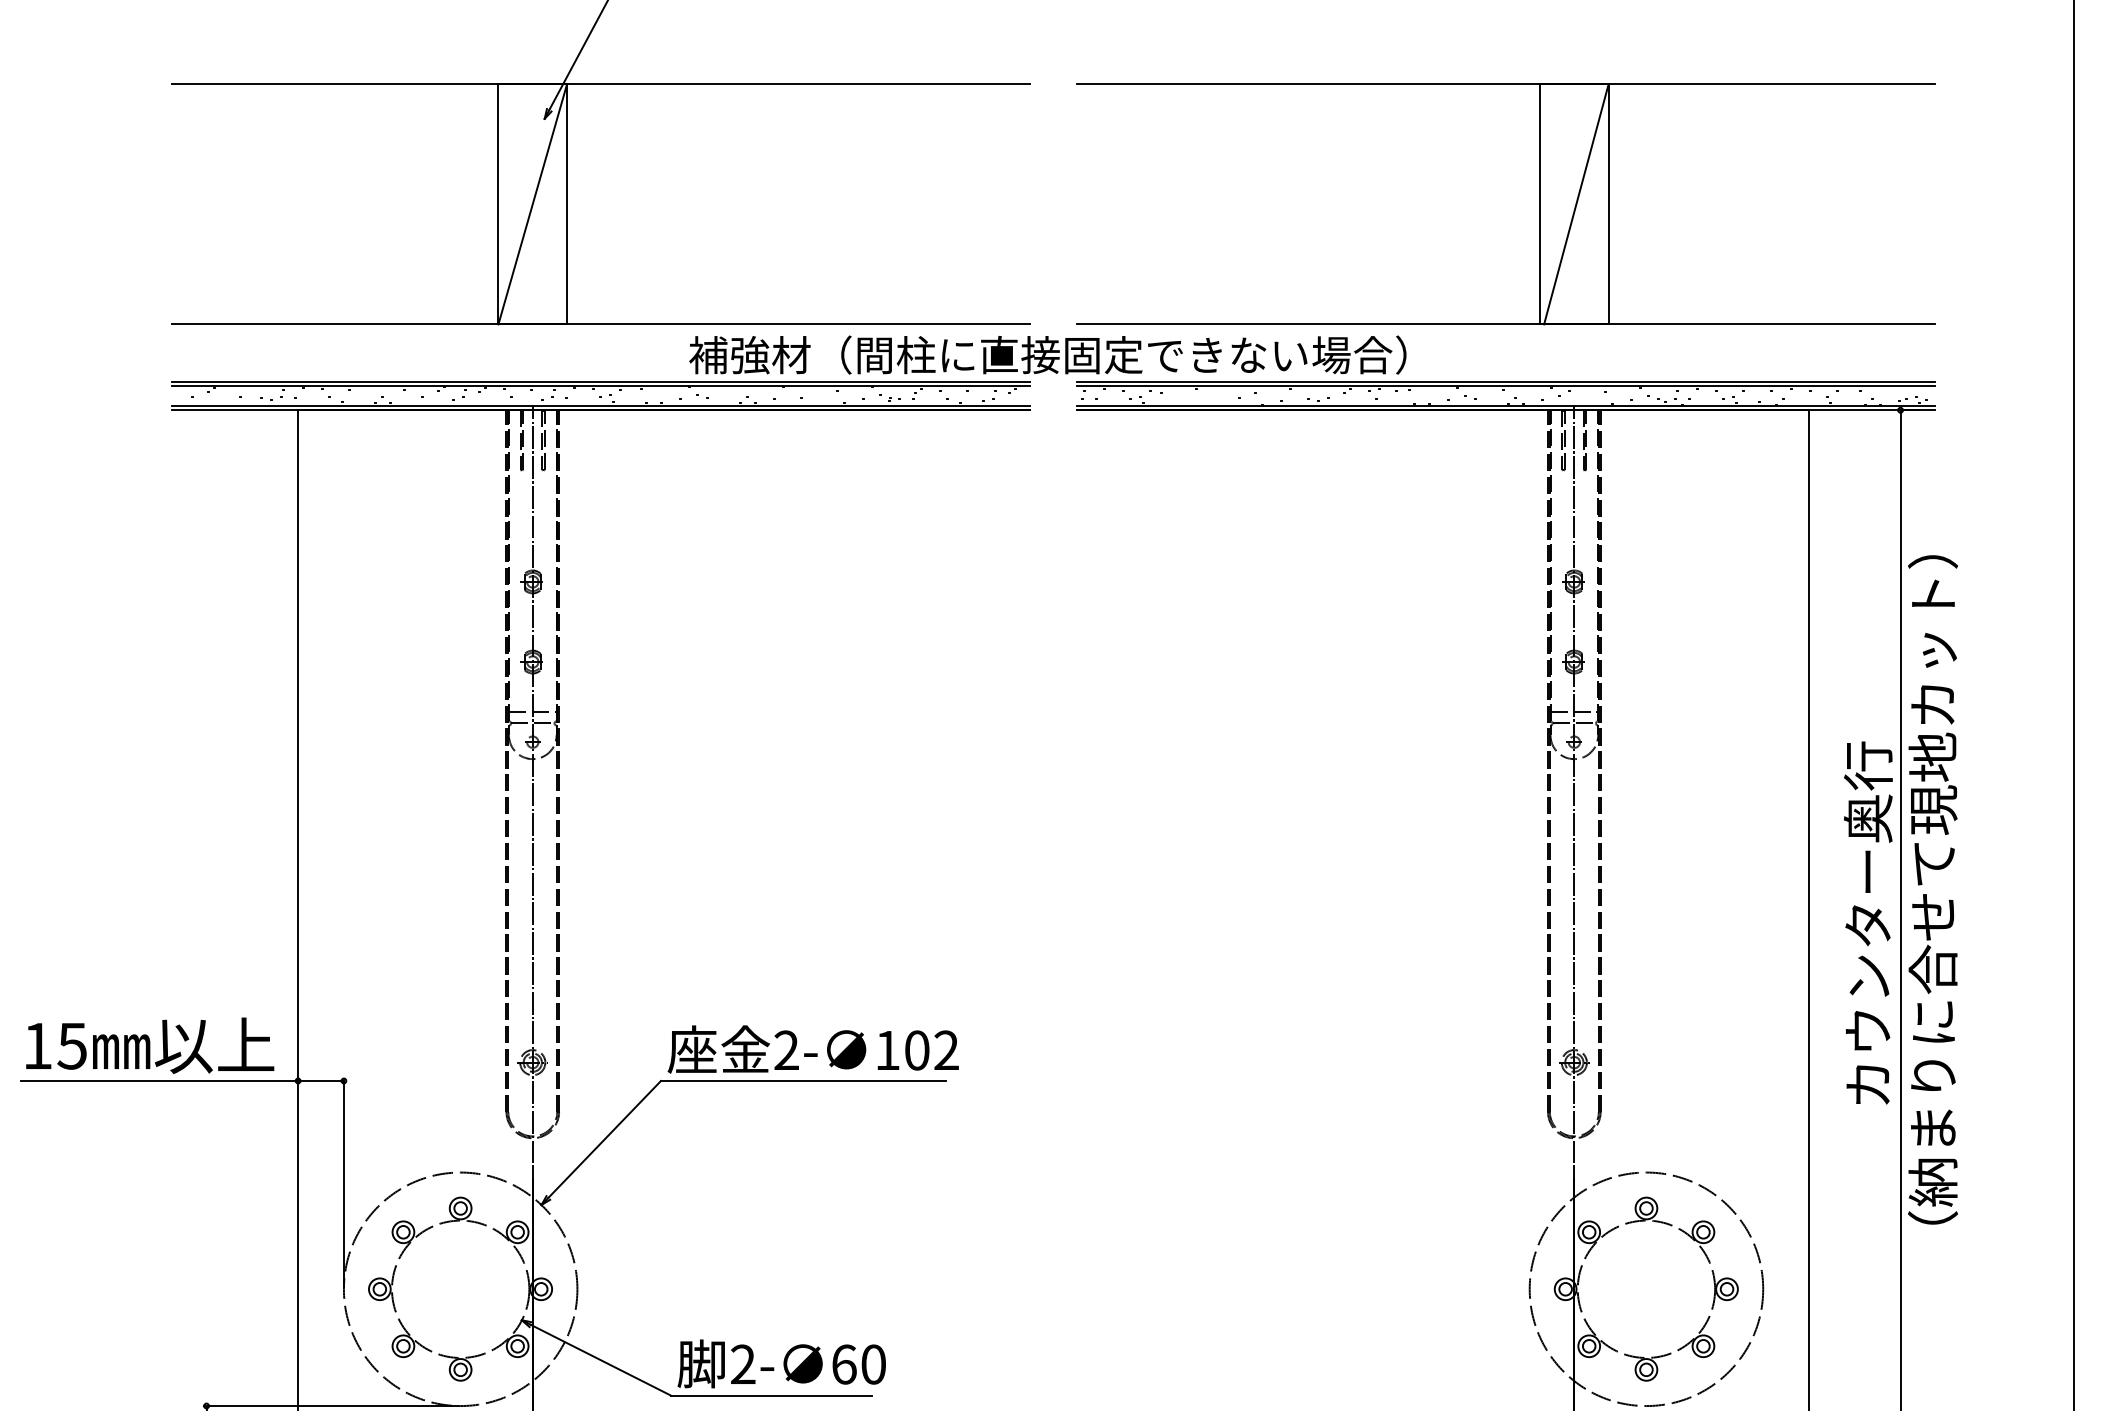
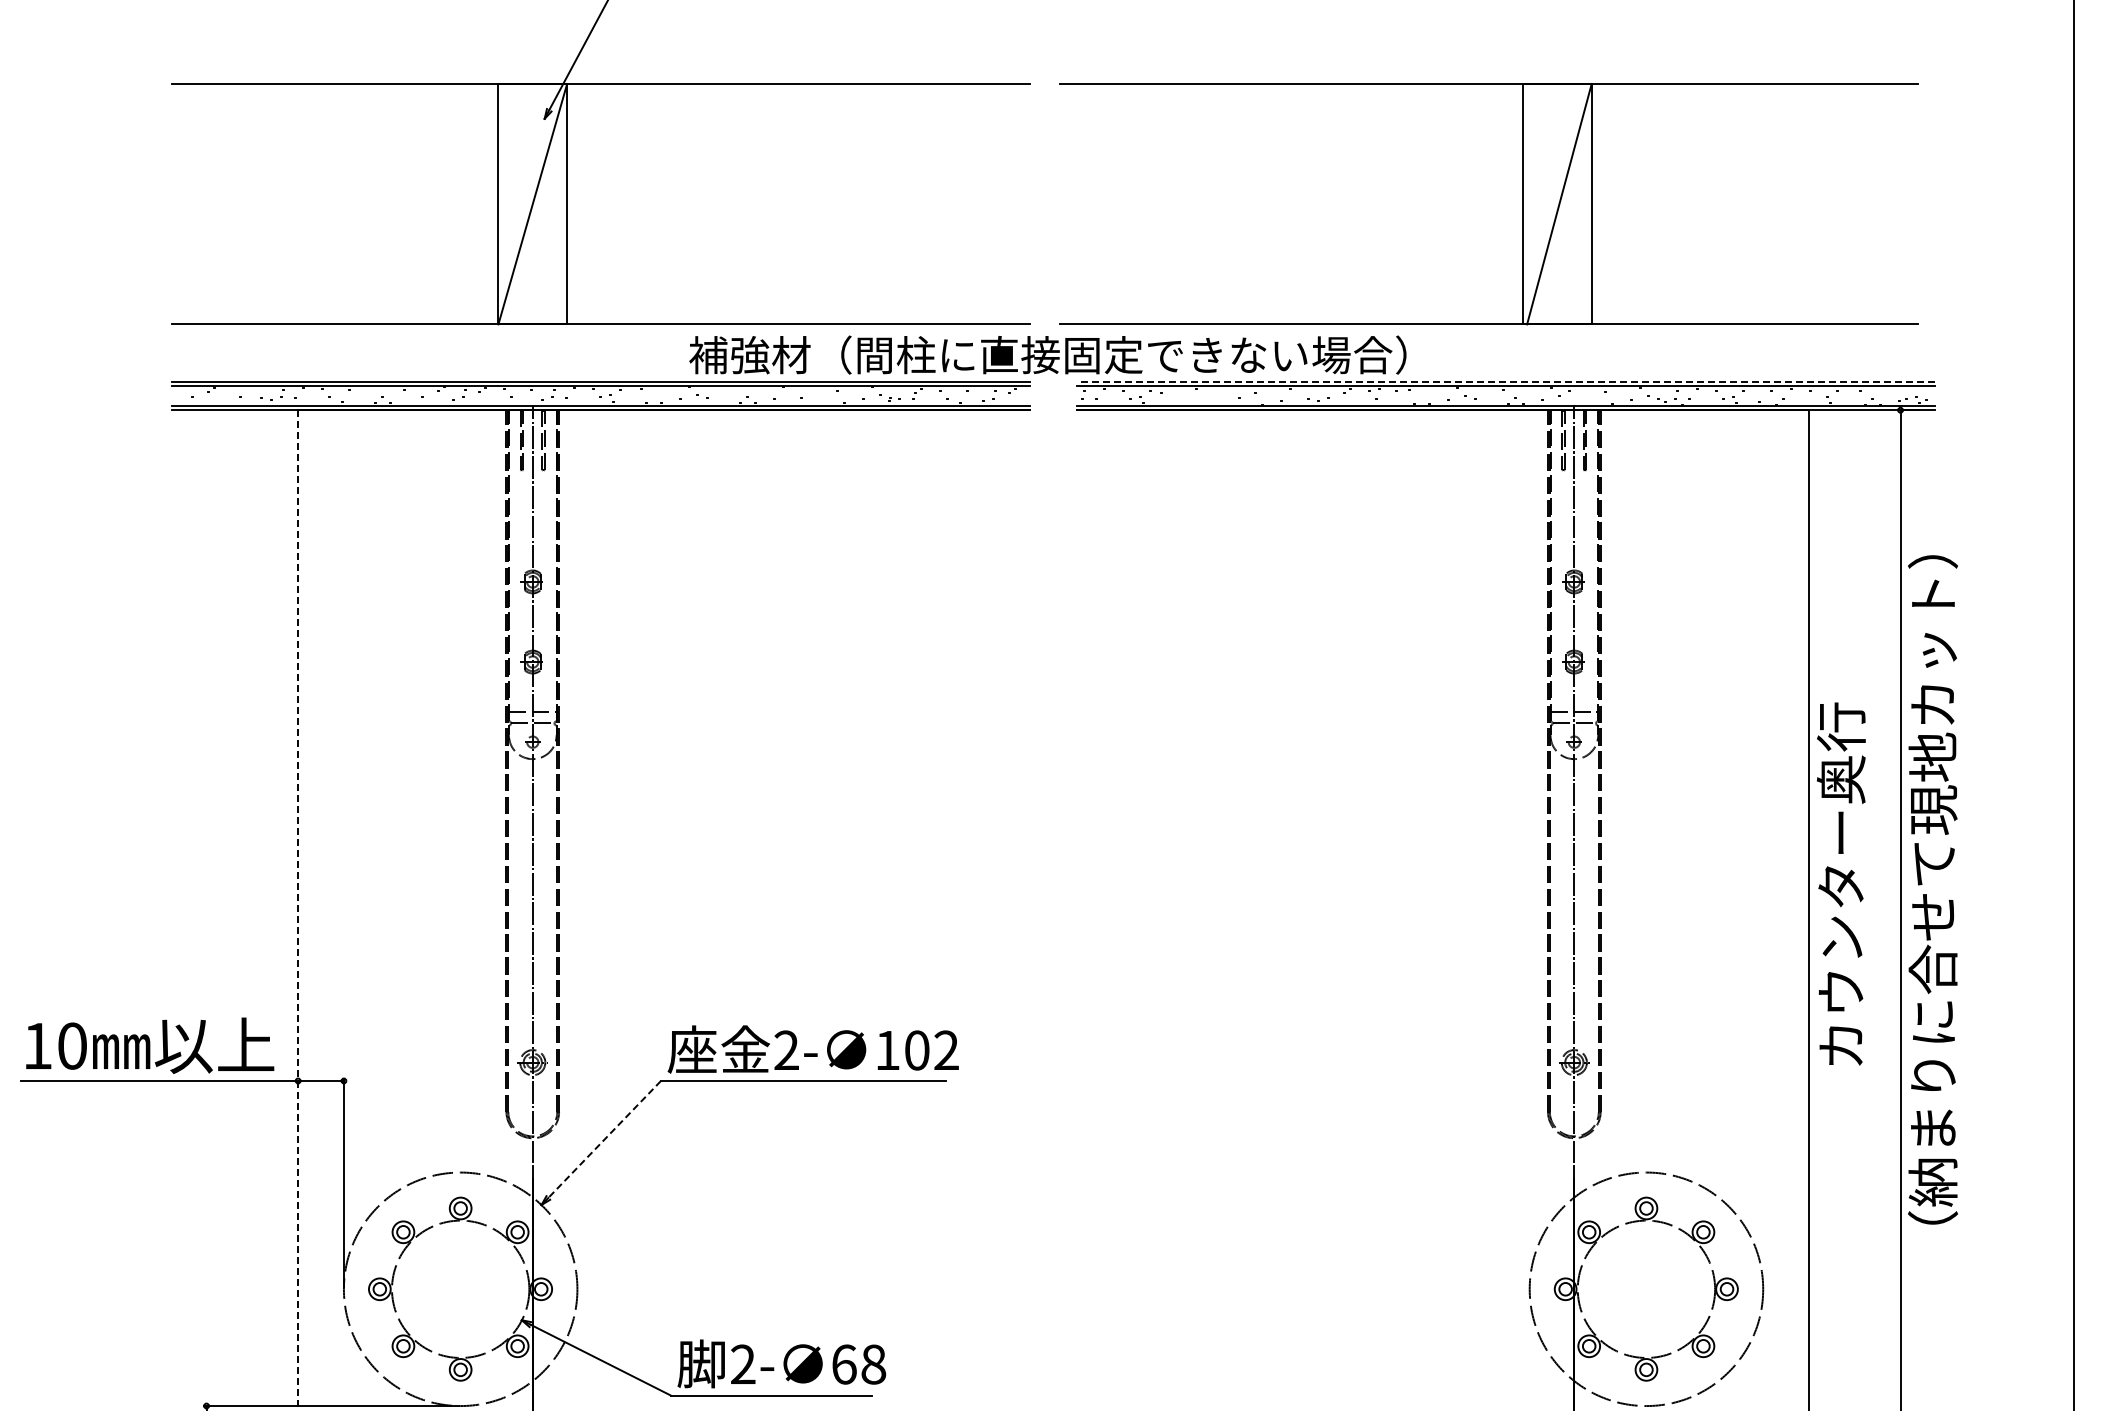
part position: (1539, 204) -> (1522, 204) (1522, 204)
line: solid -> dashed (1505, 381)
line: solid -> dashed (298, 911)
text position: (1868, 922) -> (1841, 883) (1841, 883)
text: 15 -> 10 (71, 1045)
line: solid -> dashed (604, 1139)
text: 60 -> 68 (873, 1364)
